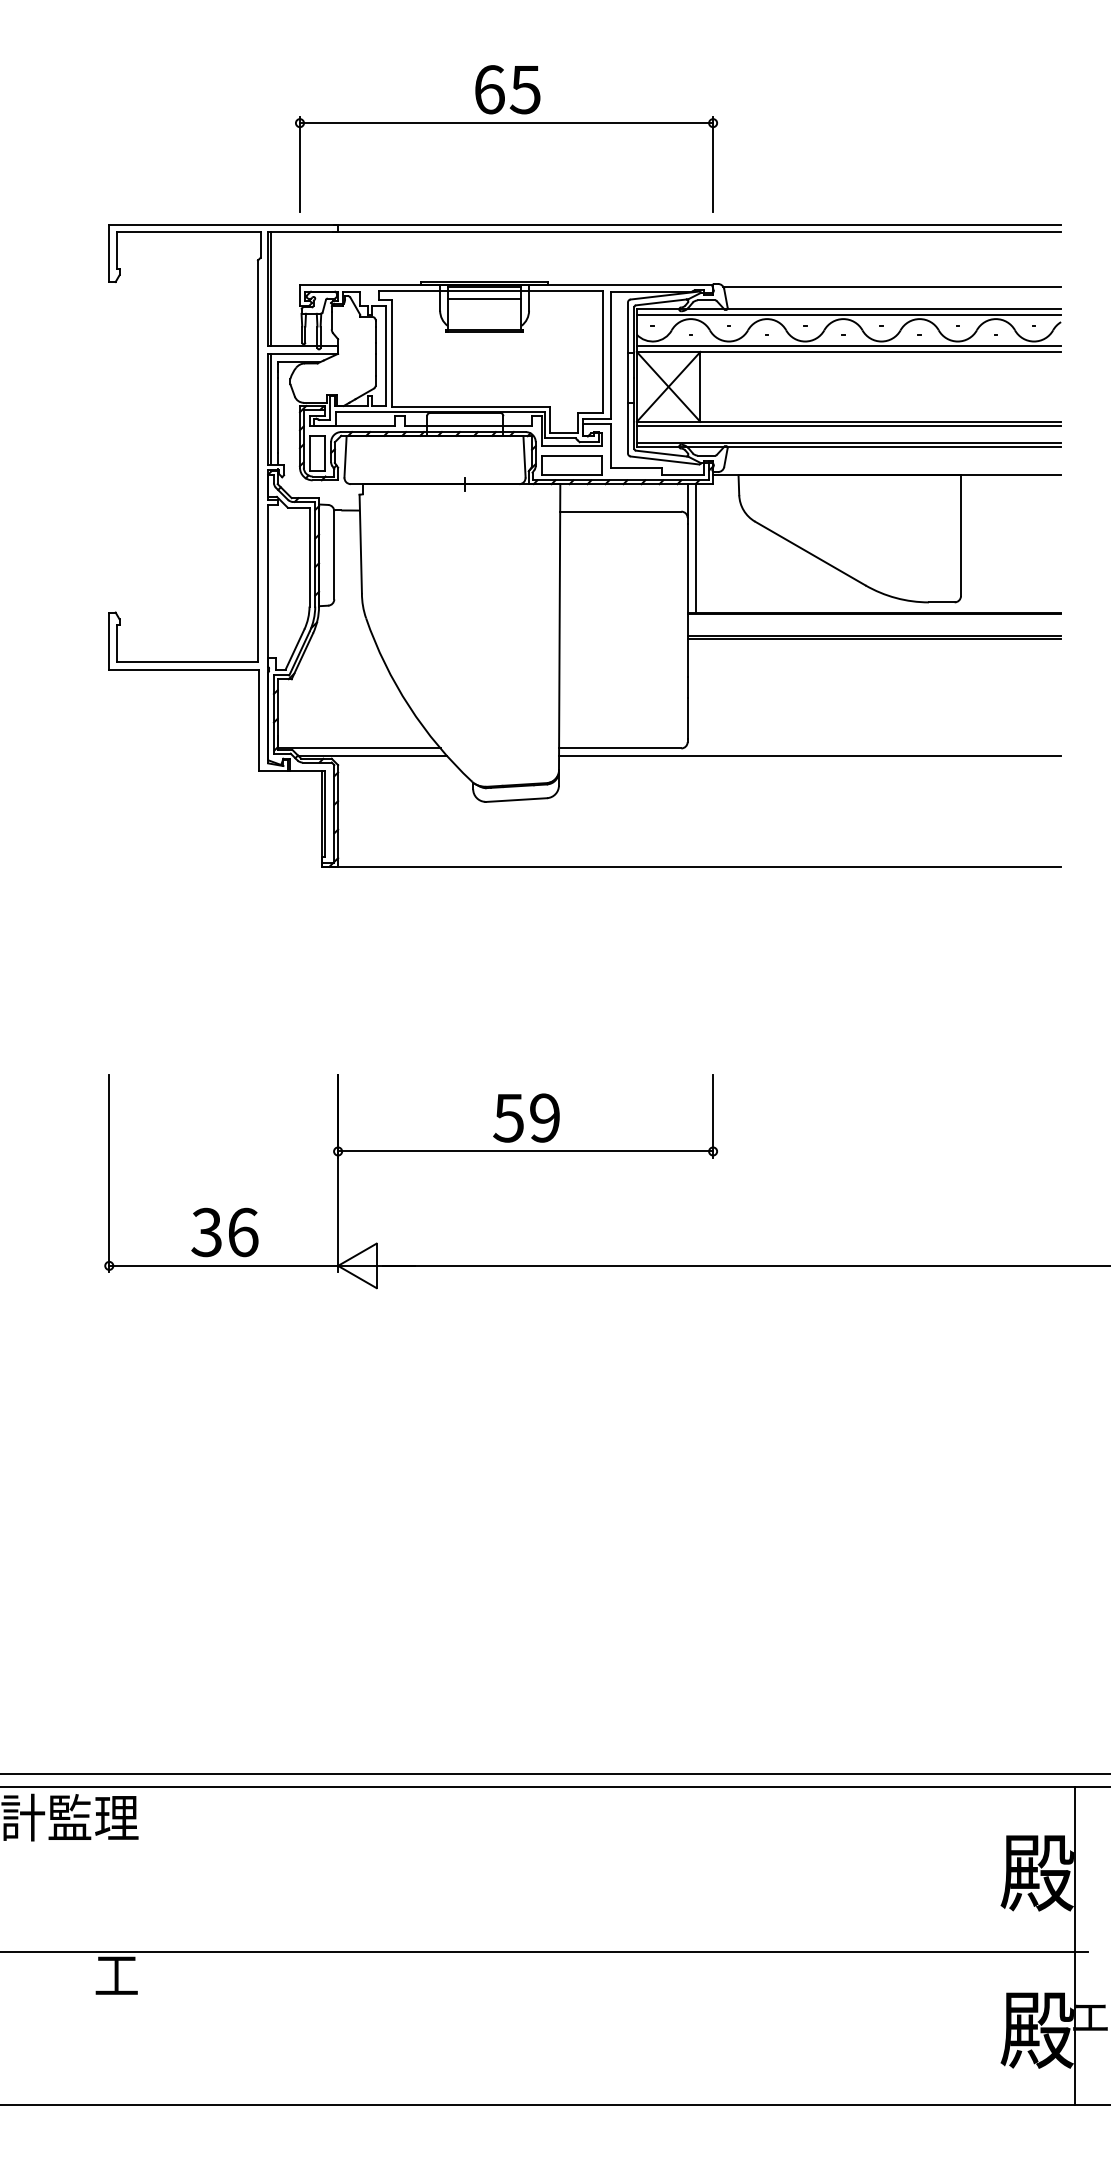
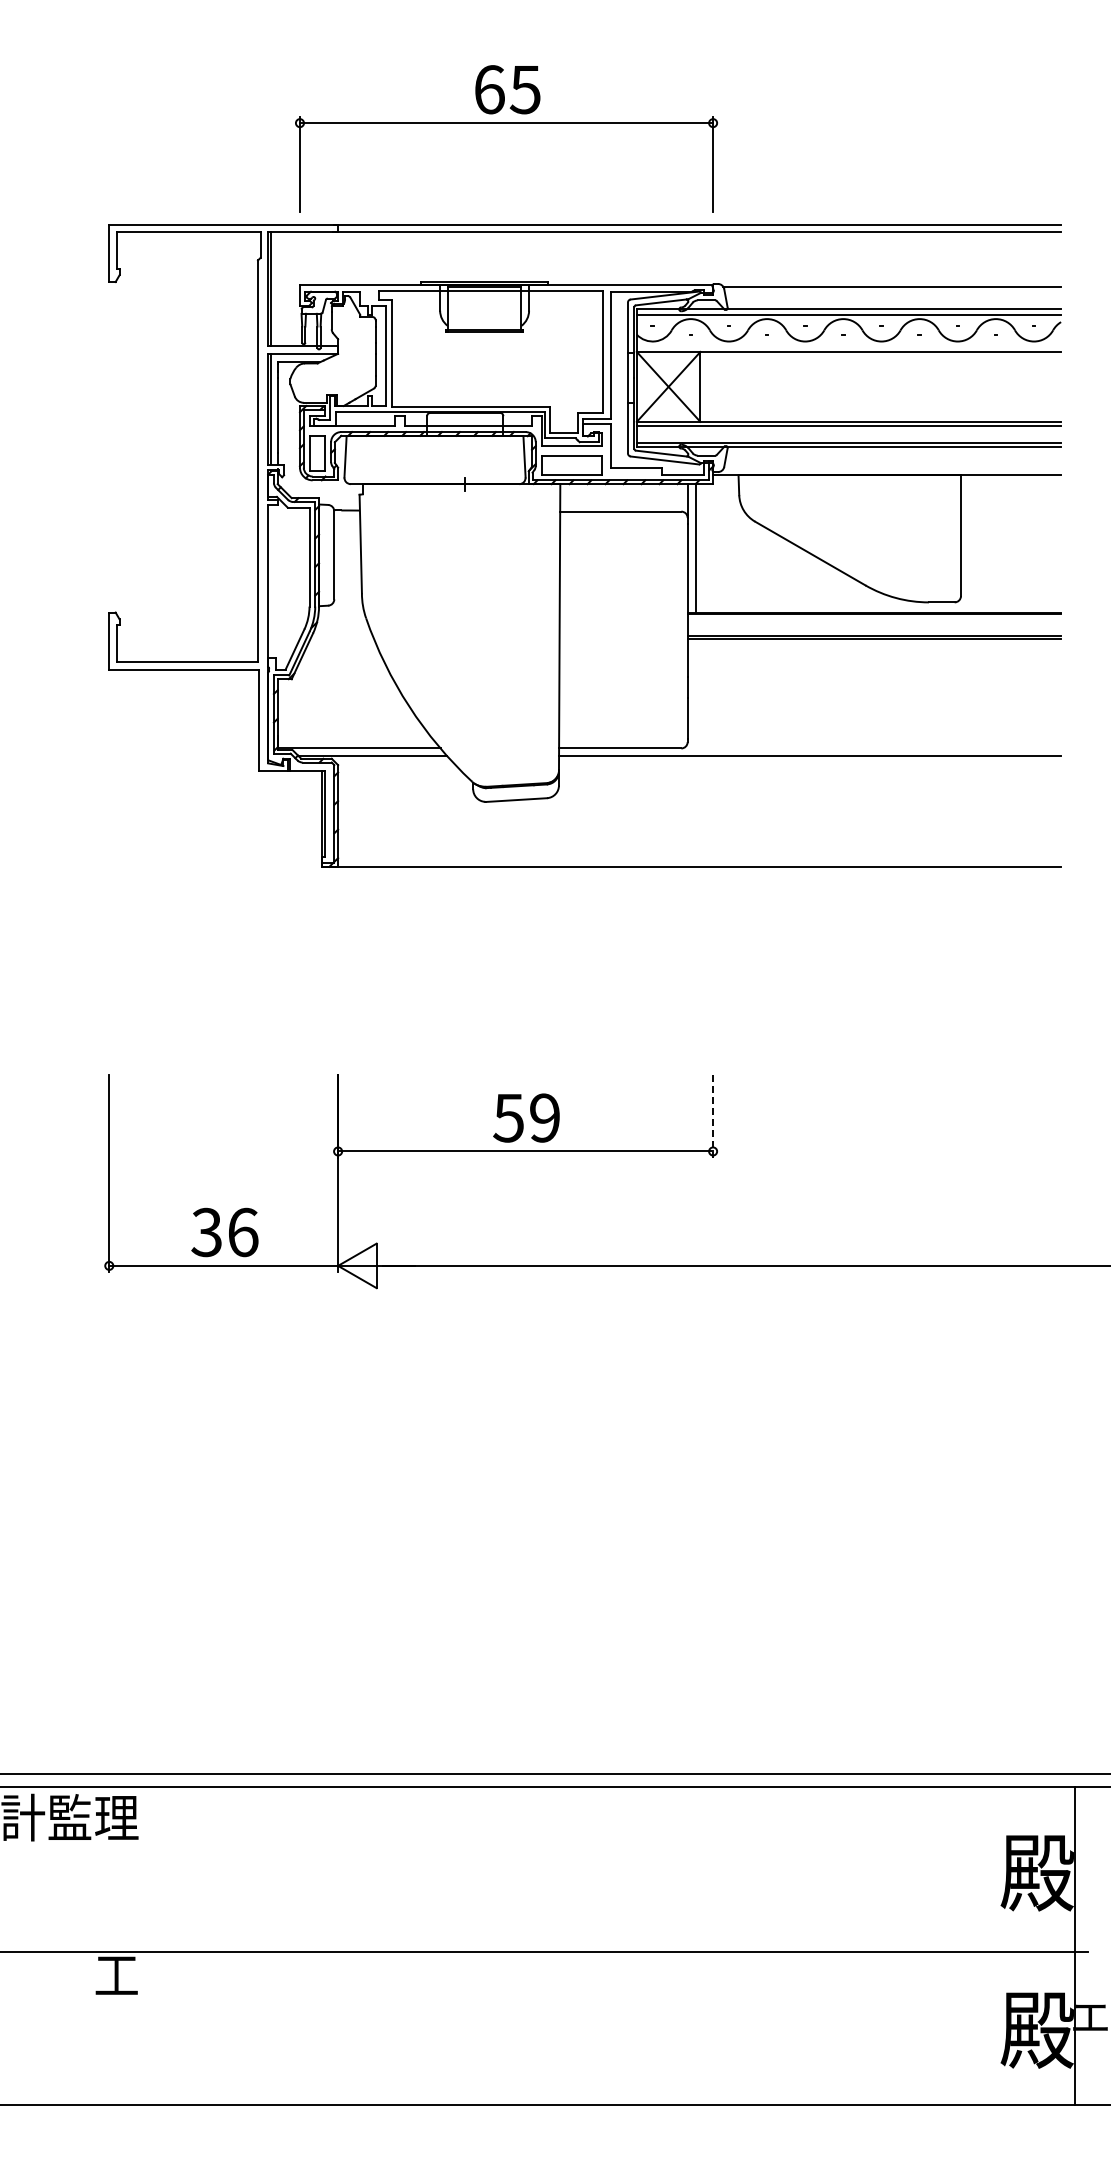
line: present -> none (484, 298)
line: present -> none (848, 345)
line: solid -> dashed (713, 1117)
